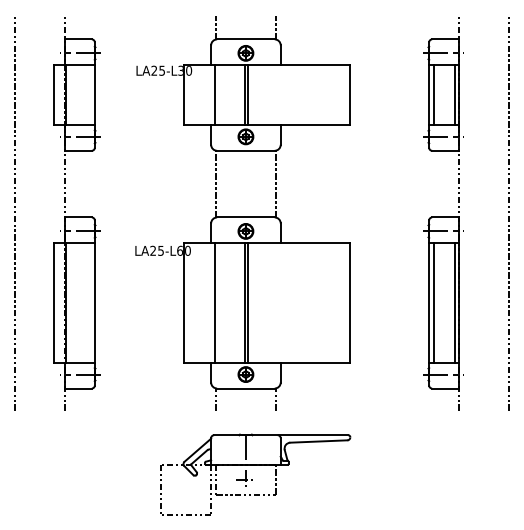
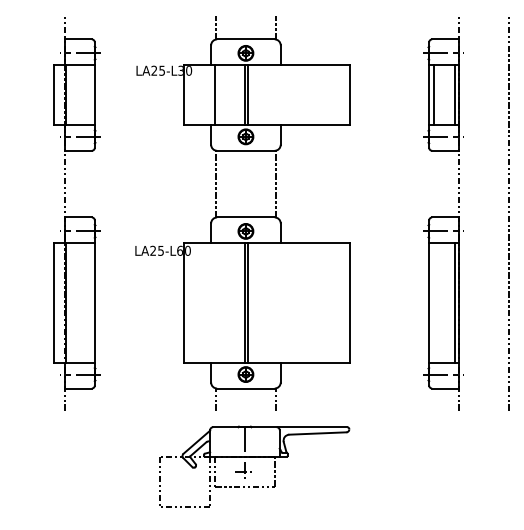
line: present -> none (15, 212)
line: present -> none (215, 302)
line: present -> none (434, 302)
part position: (255, 474) -> (254, 466) (254, 466)
